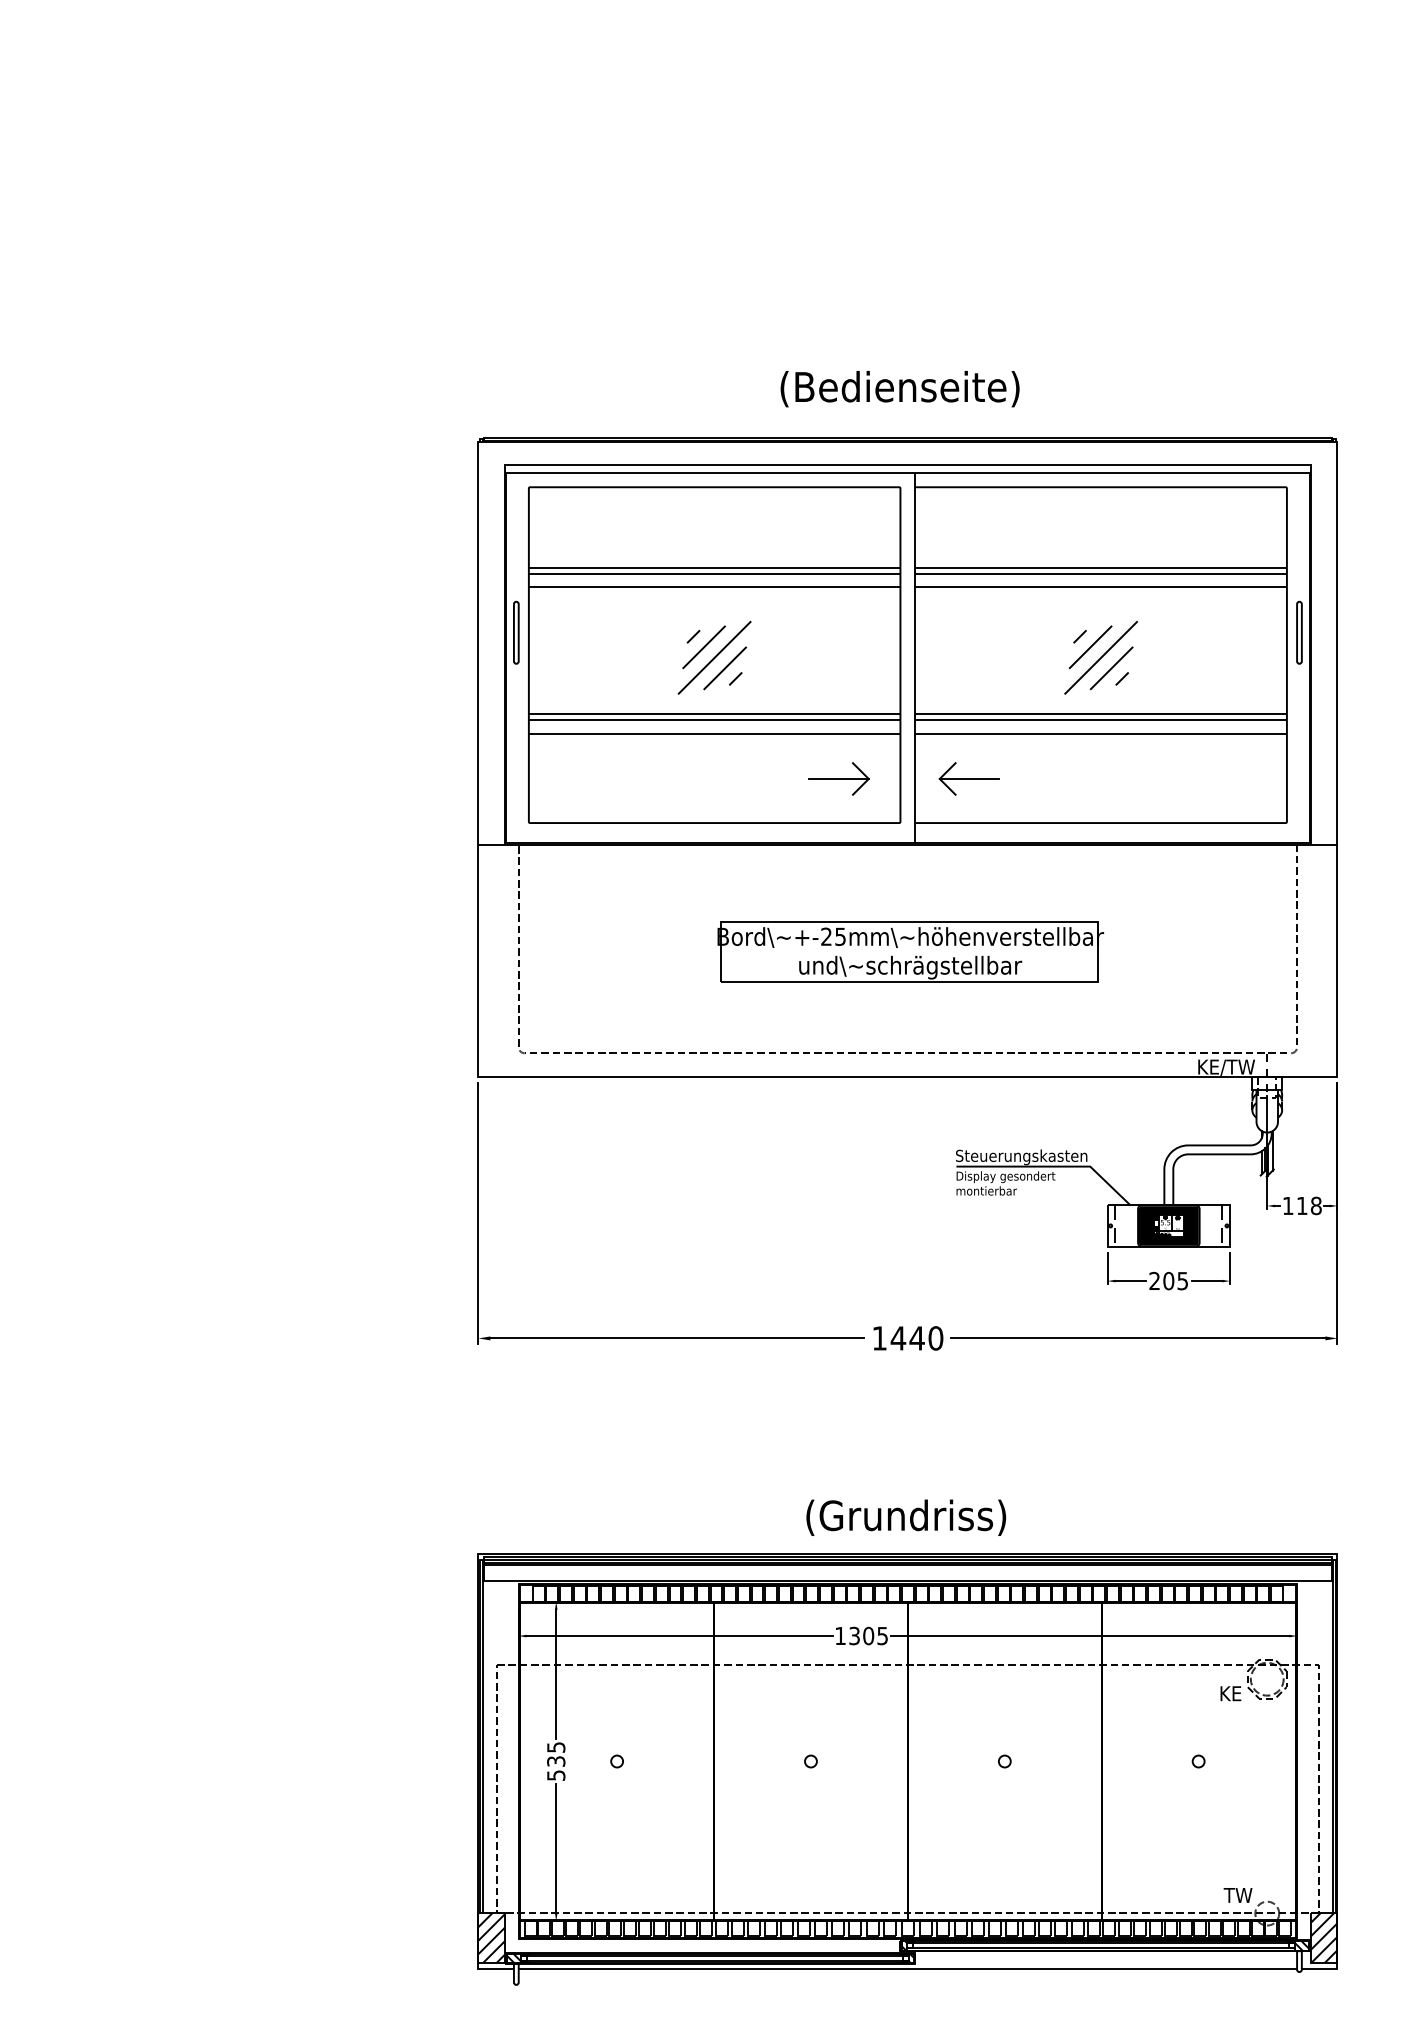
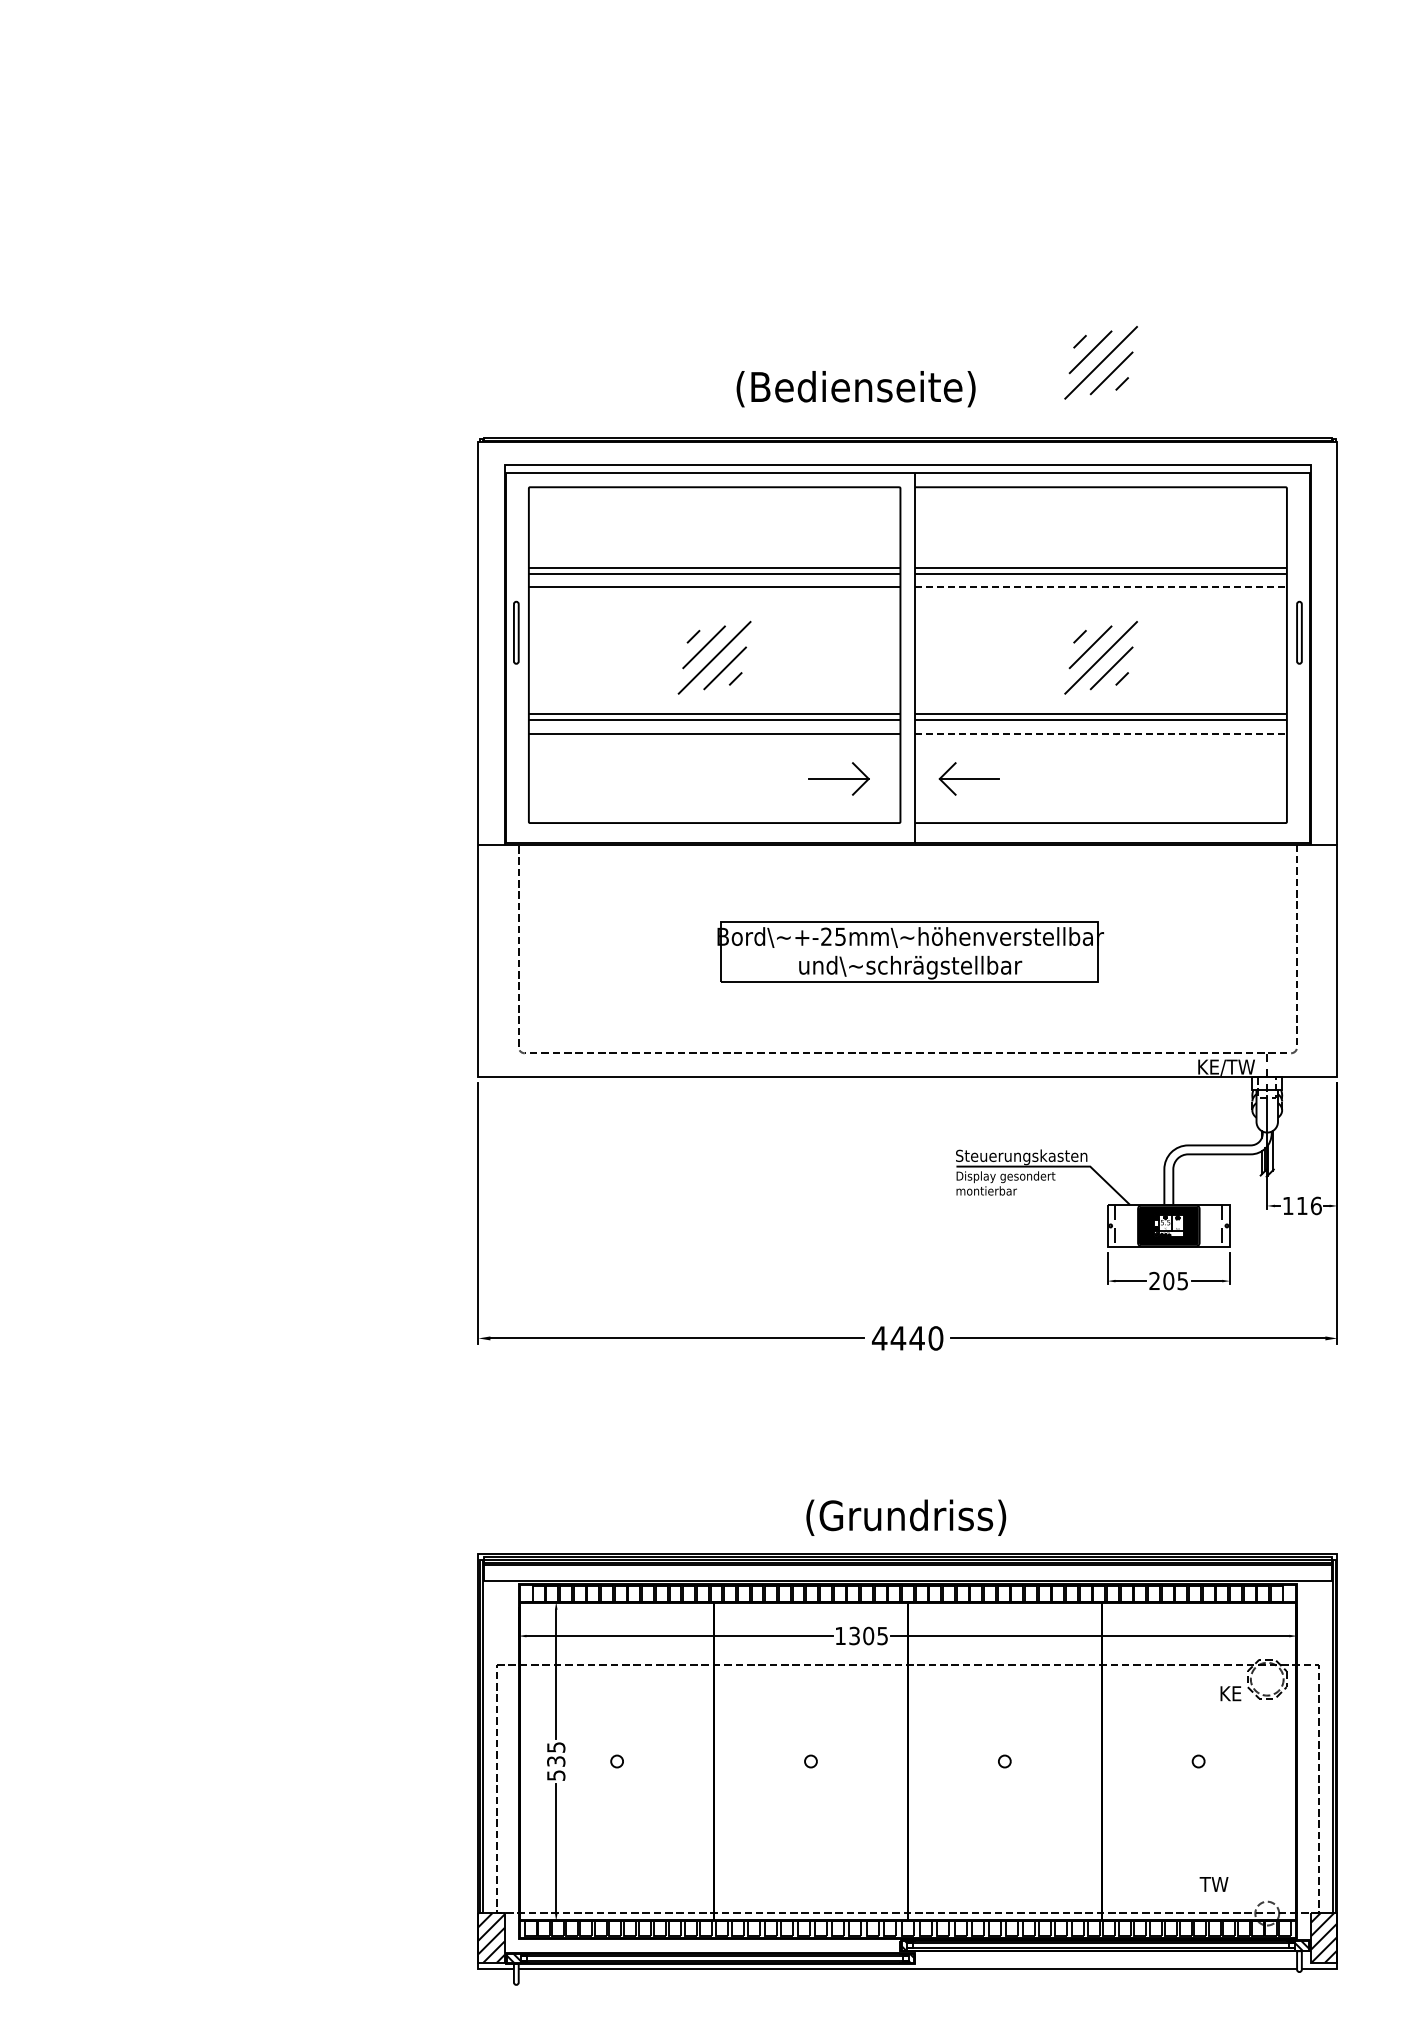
part: none -> present (1100, 362)
text position: (899, 389) -> (855, 389) (855, 389)
line: solid -> dashed (1101, 586)
line: solid -> dashed (1101, 733)
text: 118 -> 116 (1315, 1205)
text: 1440 -> 4440 (879, 1338)
text position: (1237, 1895) -> (1213, 1884) (1213, 1884)
